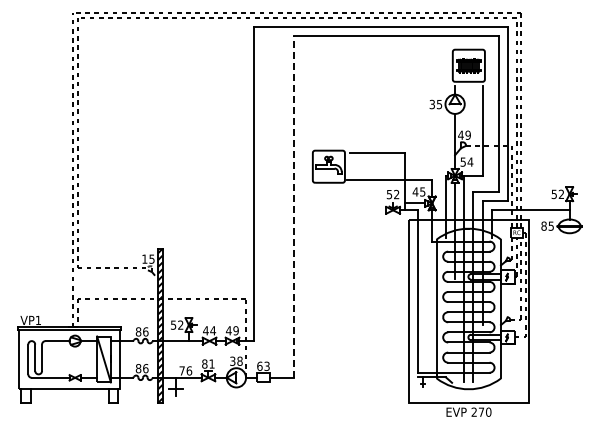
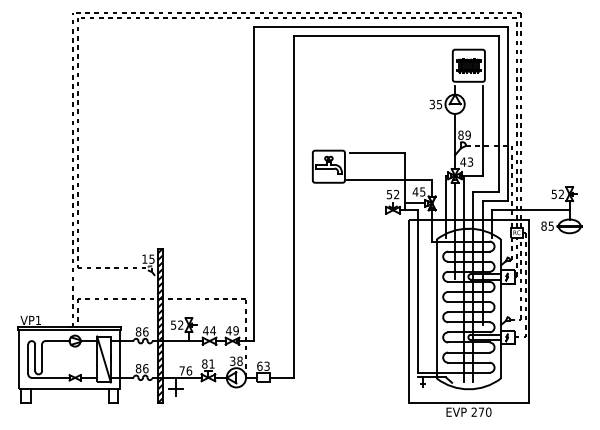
text: 49 -> 89 (460, 134)
text: 54 -> 43 (466, 161)
line: dashed -> solid (294, 206)
